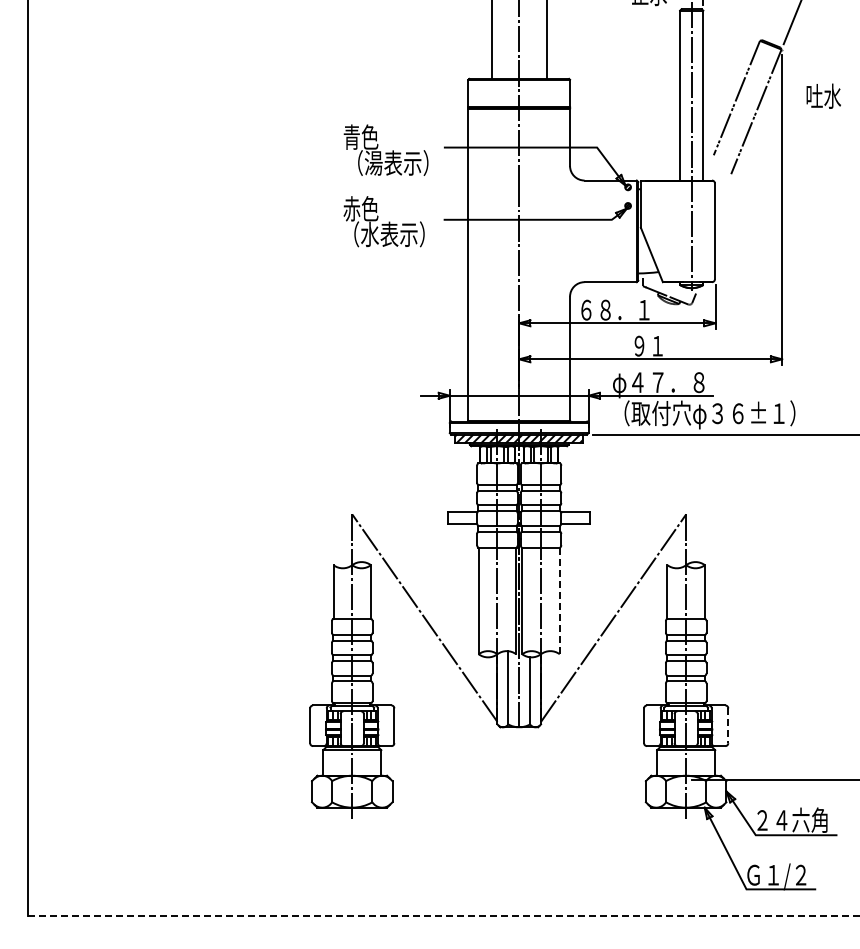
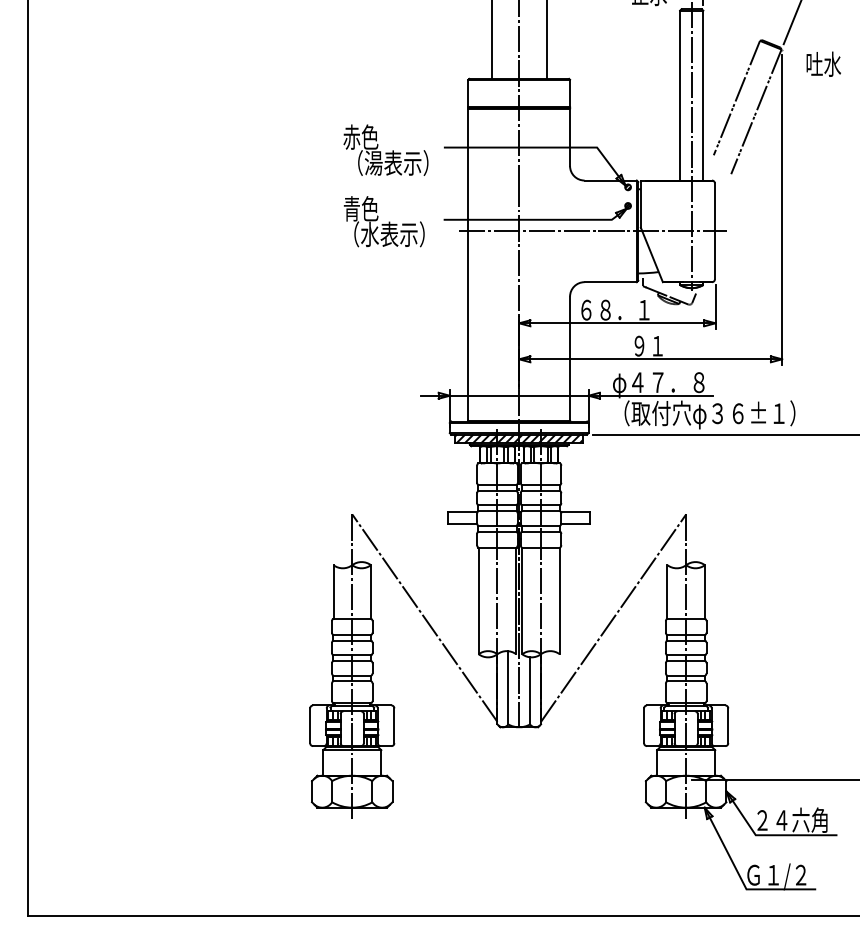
text position: (823, 95) -> (823, 63) (823, 63)
text: 青色 -> 赤色 (351, 137)
text: 赤色 -> 青色 (351, 209)
line: none -> present (593, 231)
line: dashed -> solid (559, 600)
line: dashed -> solid (728, 726)
line: dashed -> solid (443, 916)
